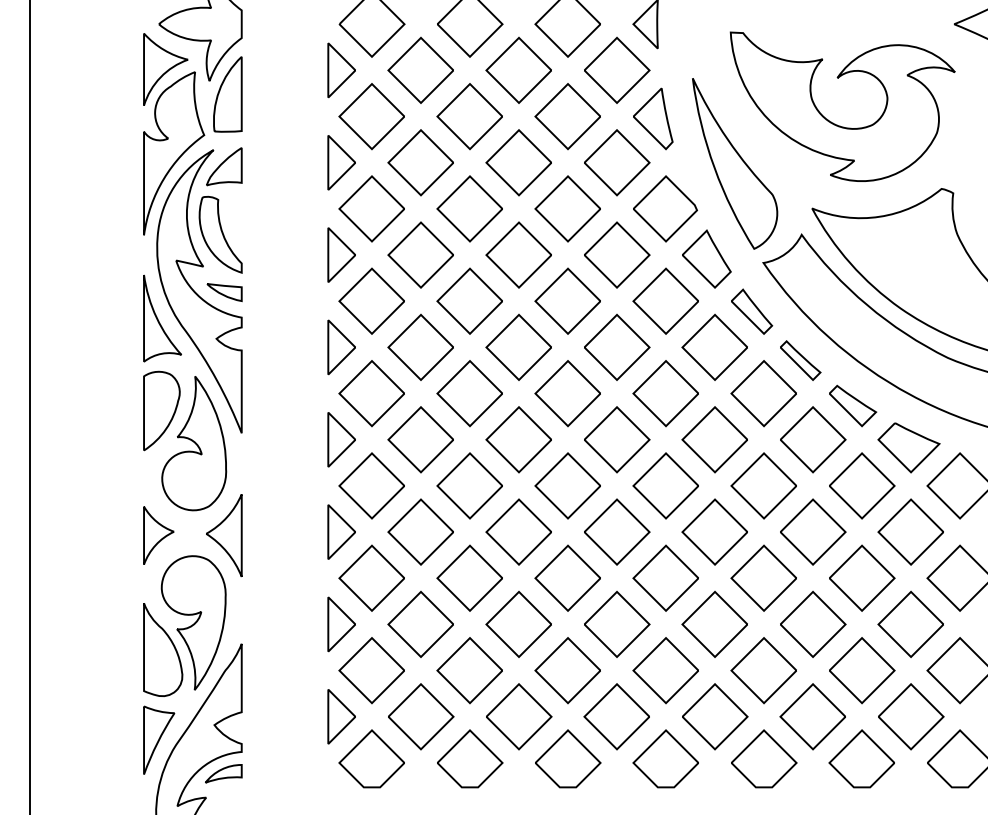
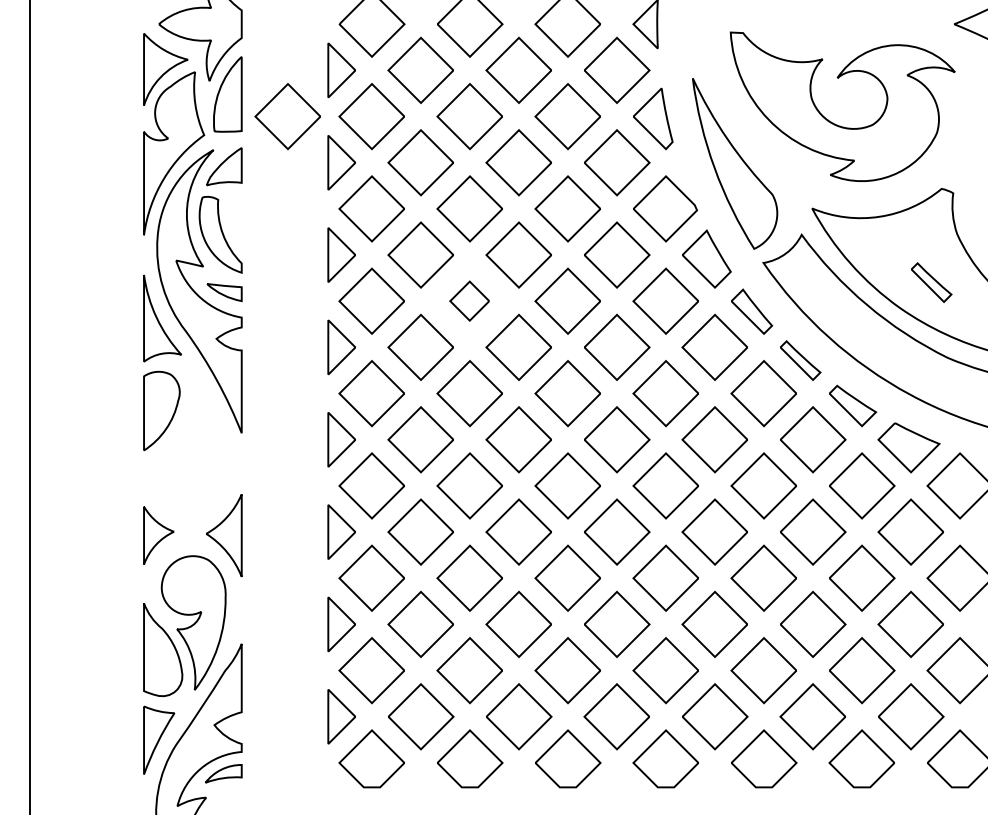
part: none -> present (287, 116)
part: none -> present (931, 282)
part size: 67x68 px -> 41x42 px (469, 300)
part: present -> none (194, 443)
